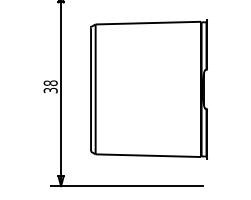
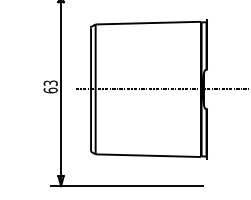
text: 38 -> 63 (50, 86)
line: none -> present (161, 89)
